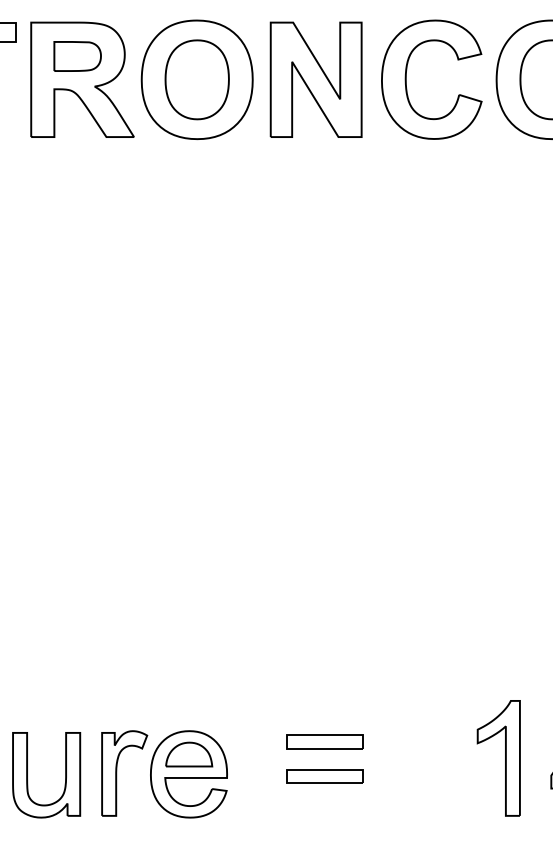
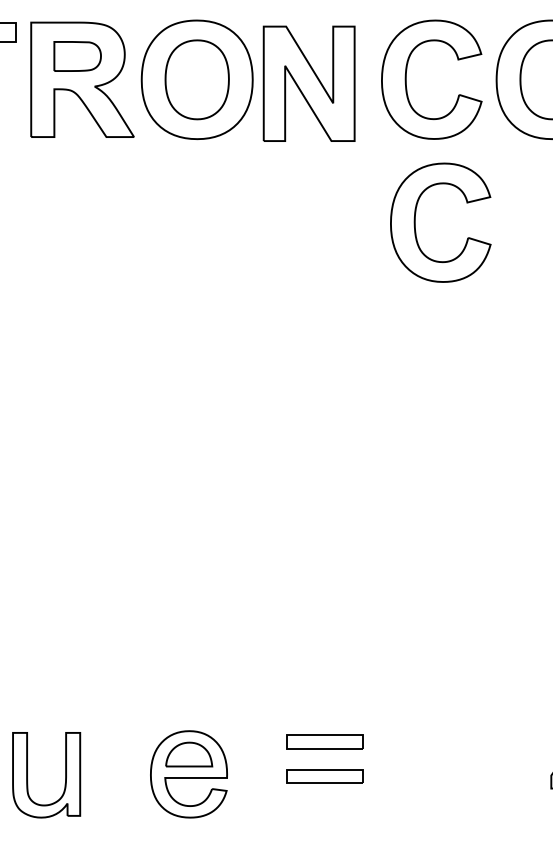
part position: (315, 79) -> (308, 83) (308, 83)
part: none -> present (415, 222)
part: present -> none (505, 758)
part: present -> none (117, 773)
